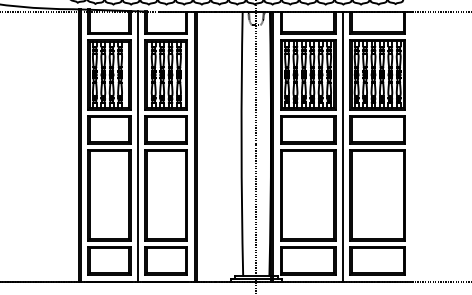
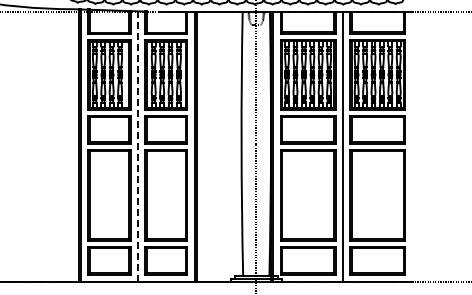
line: solid -> dashed (137, 146)
